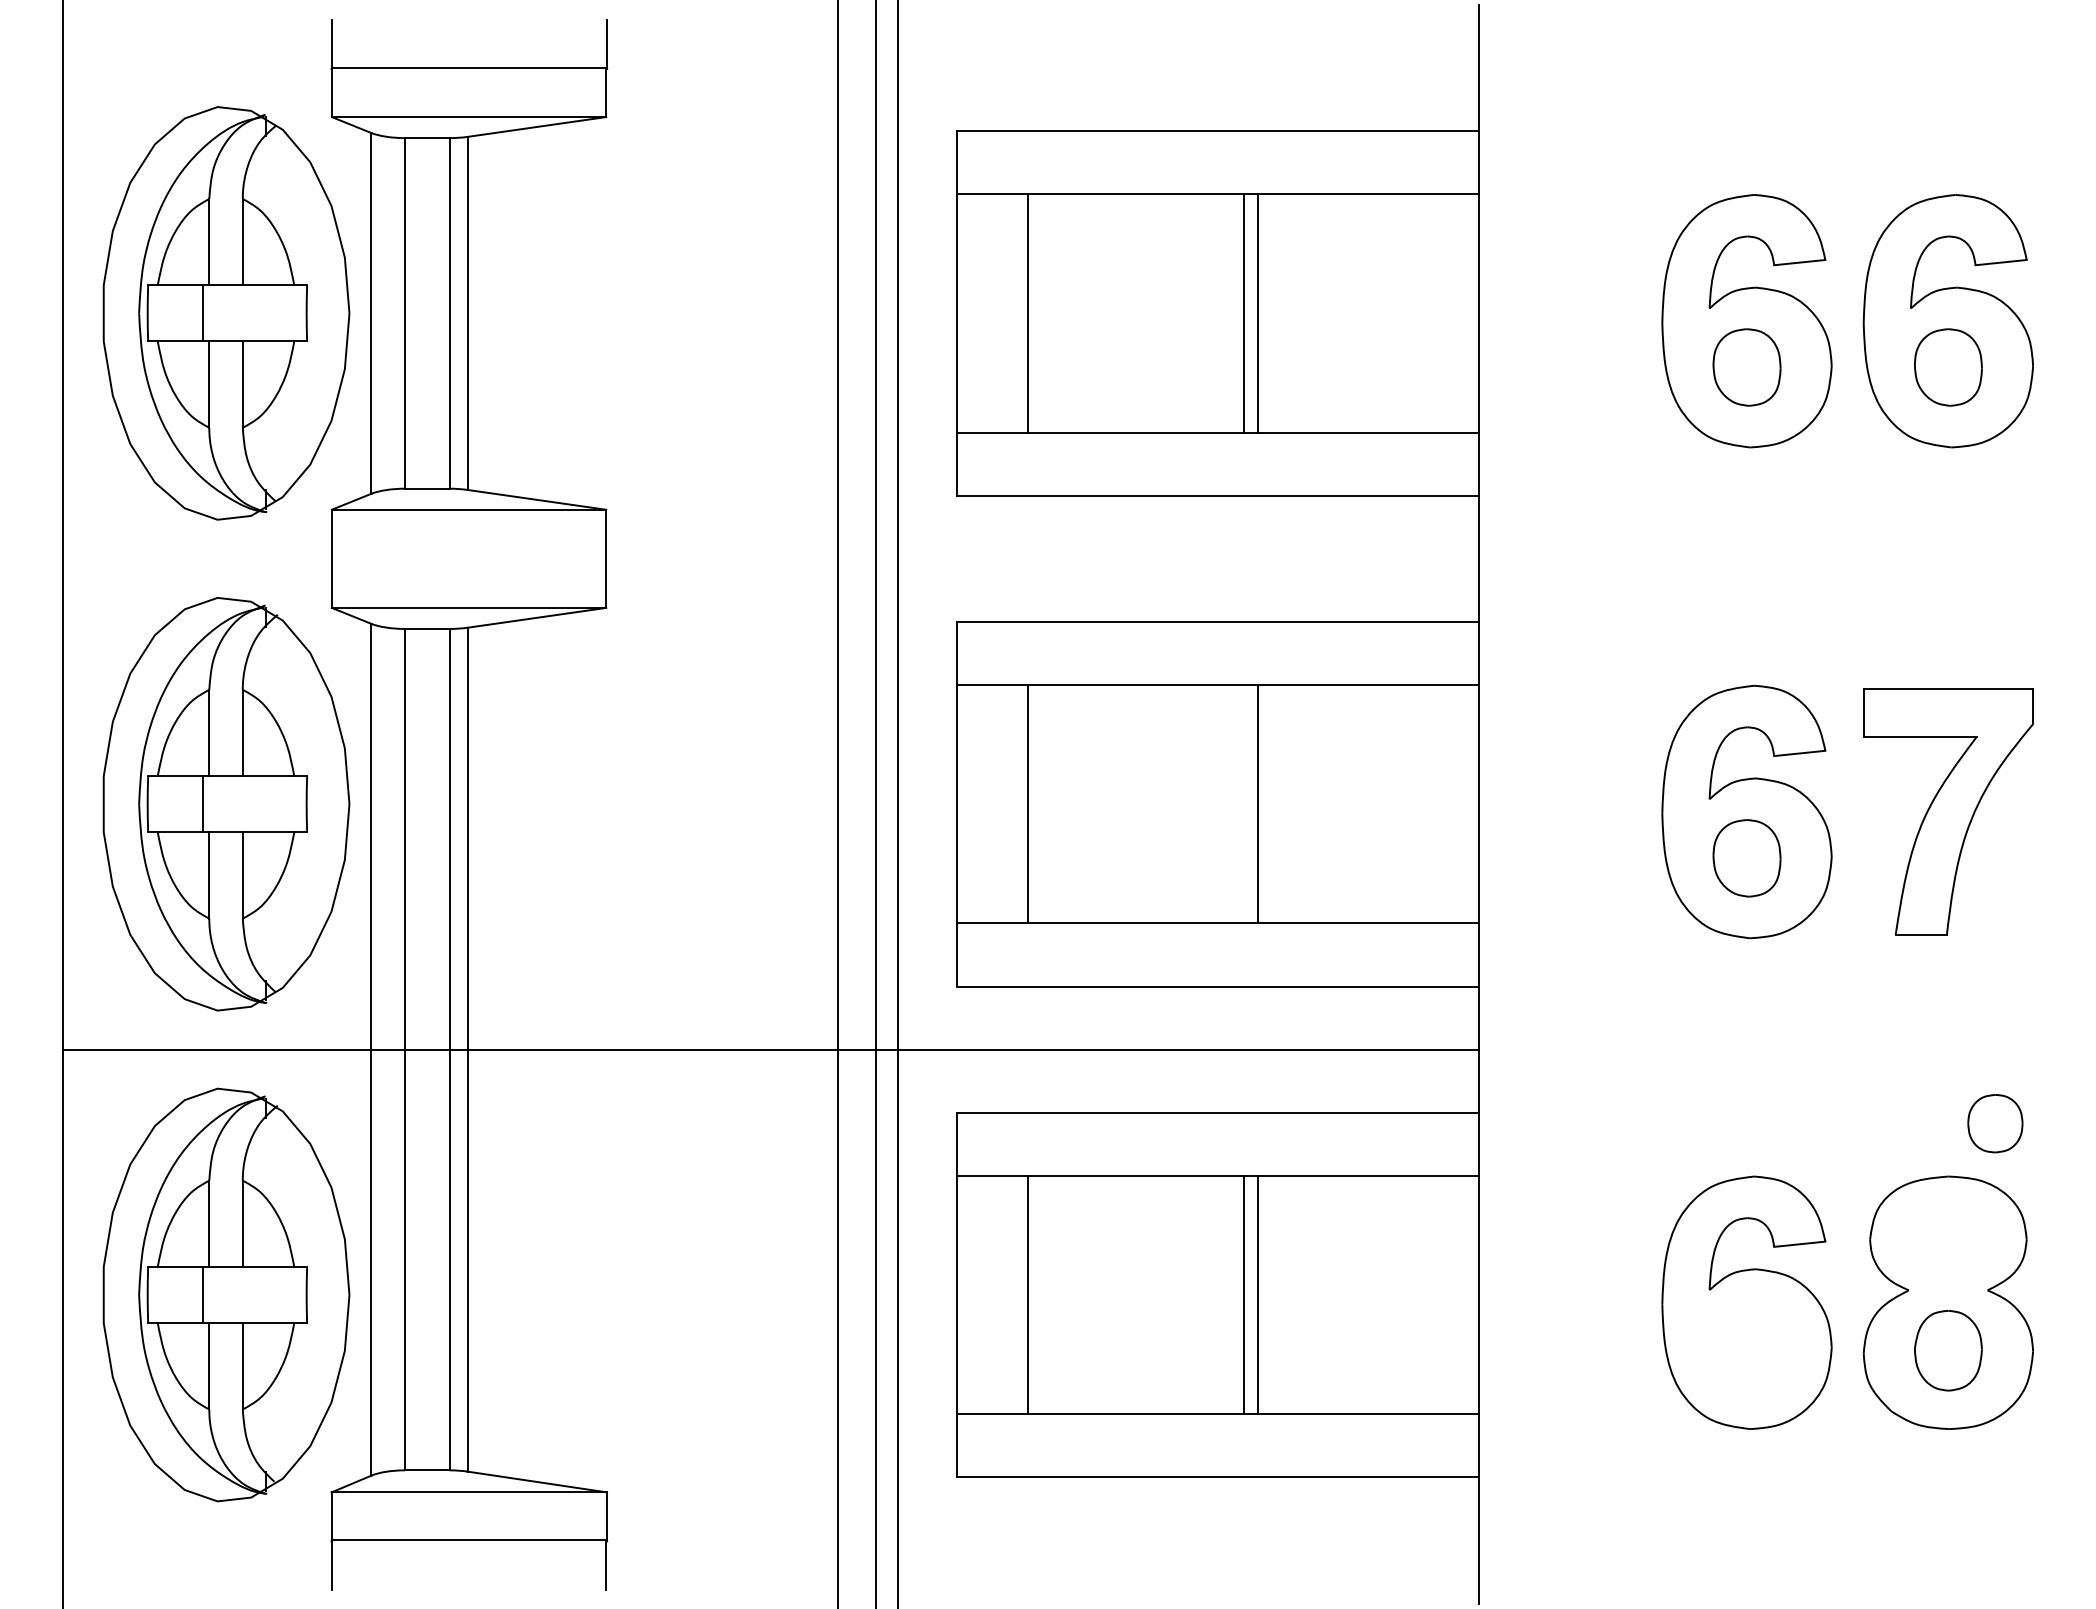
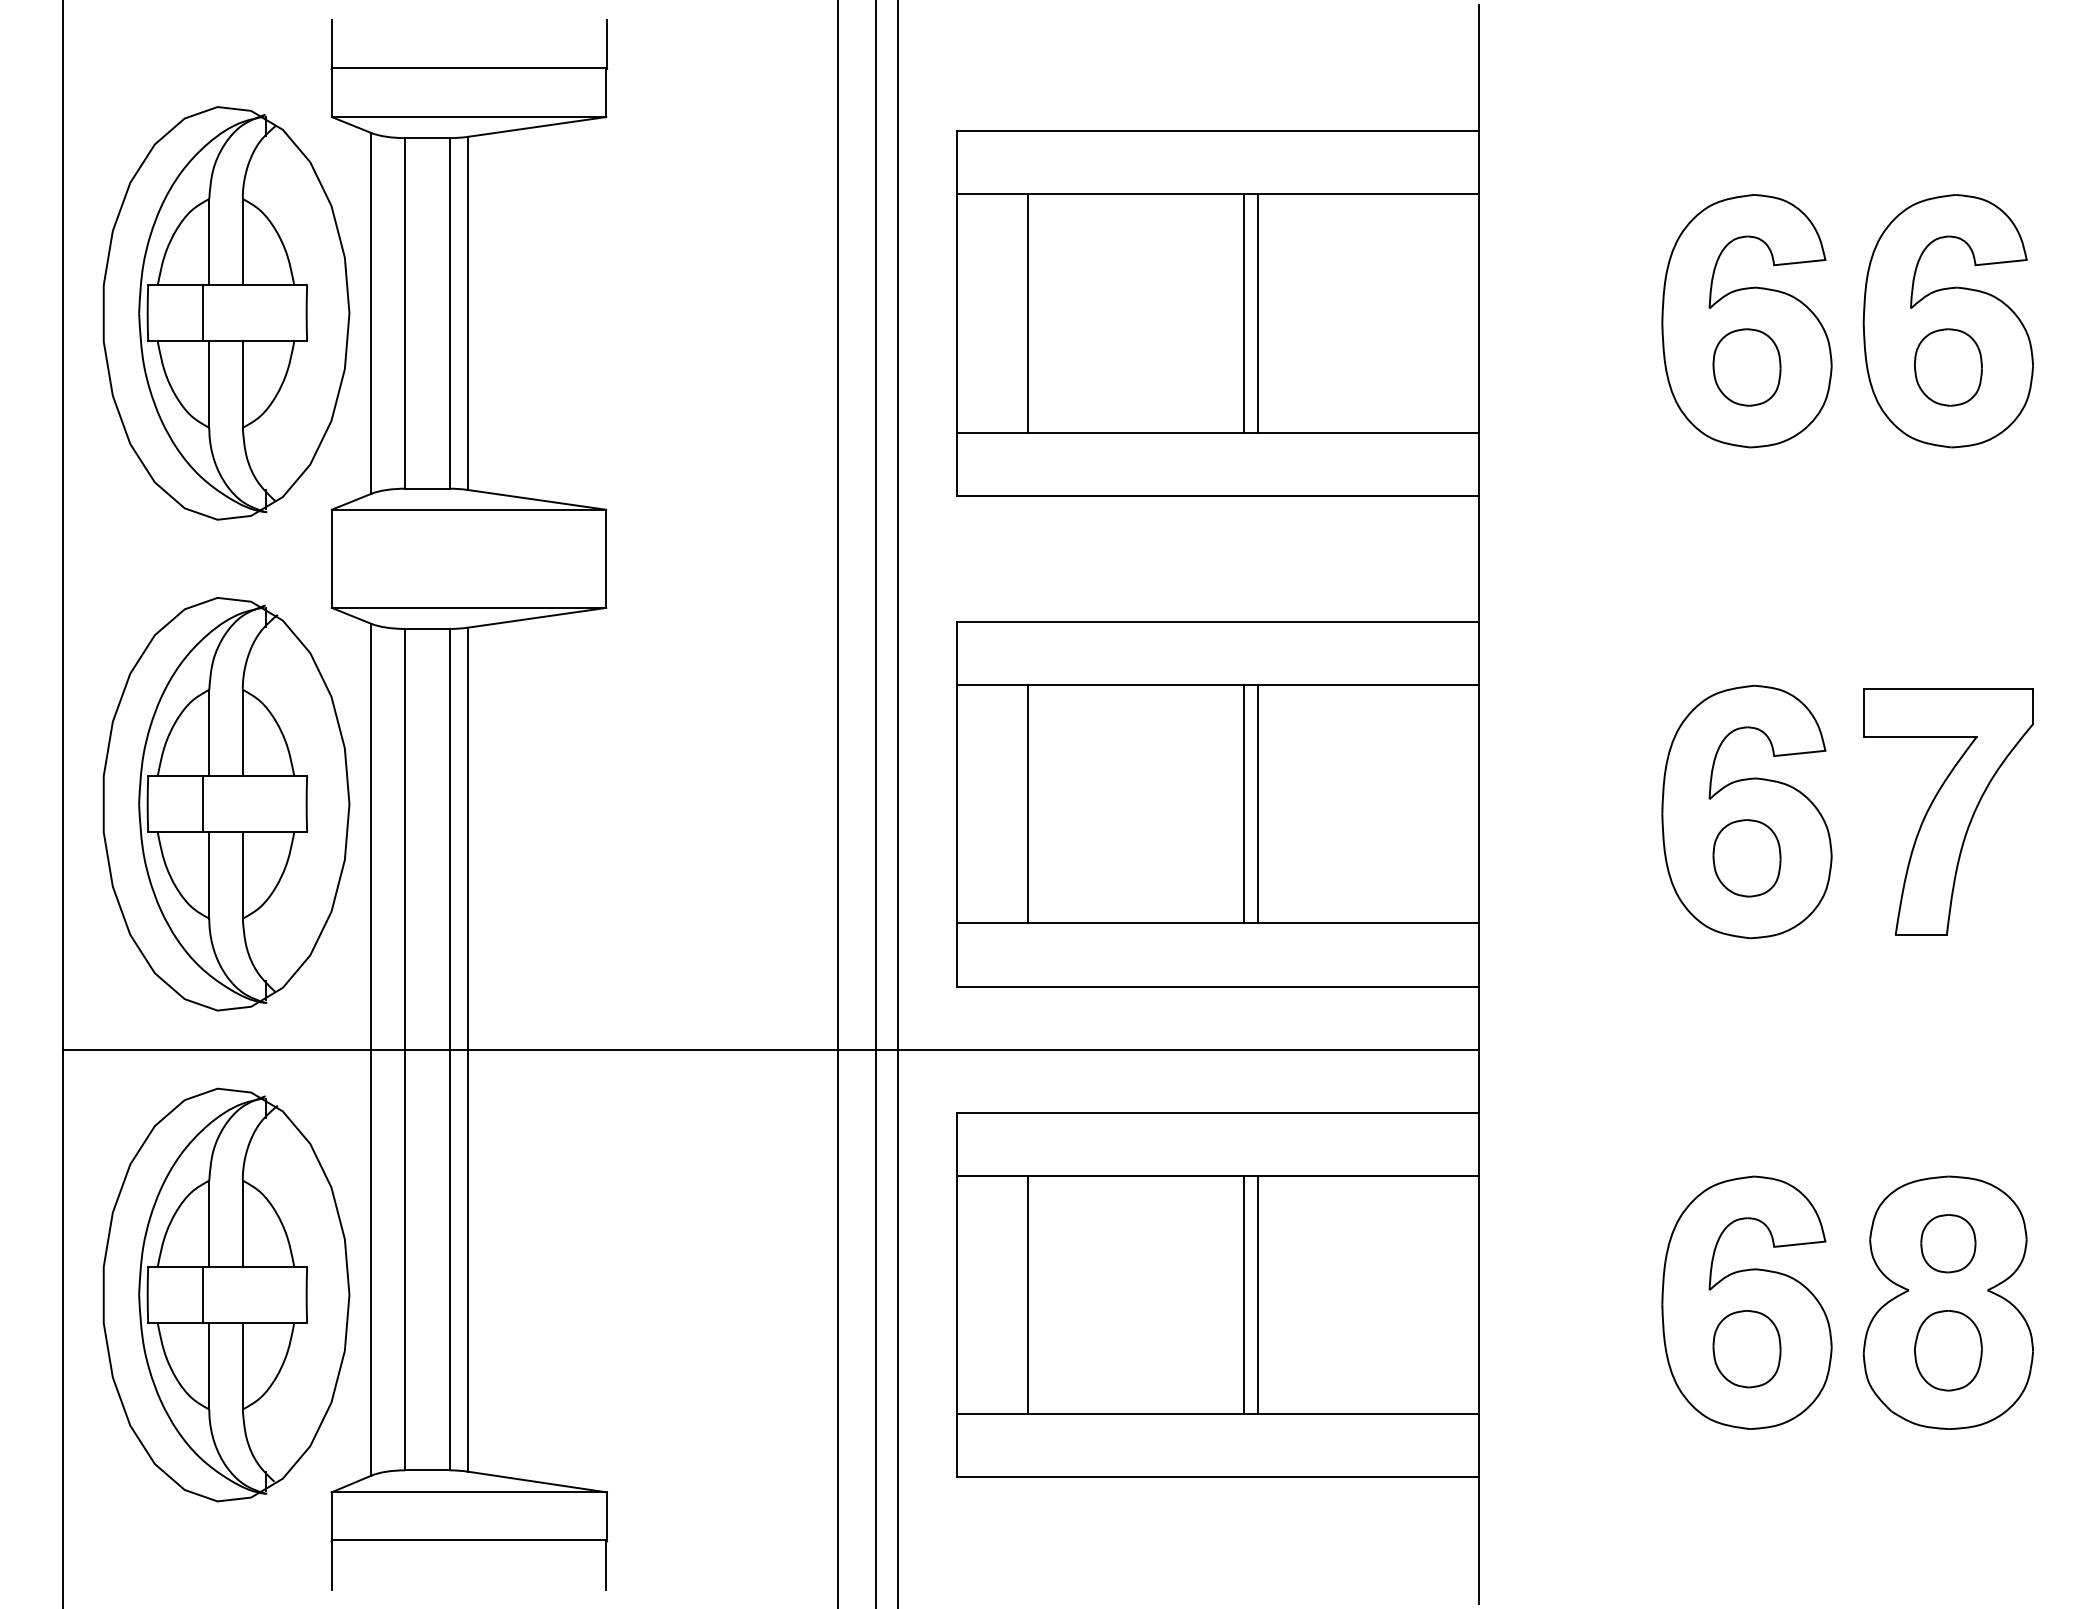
line: none -> present (1244, 804)
part position: (1995, 1123) -> (1948, 1243) (1948, 1243)
part: none -> present (1746, 1349)
